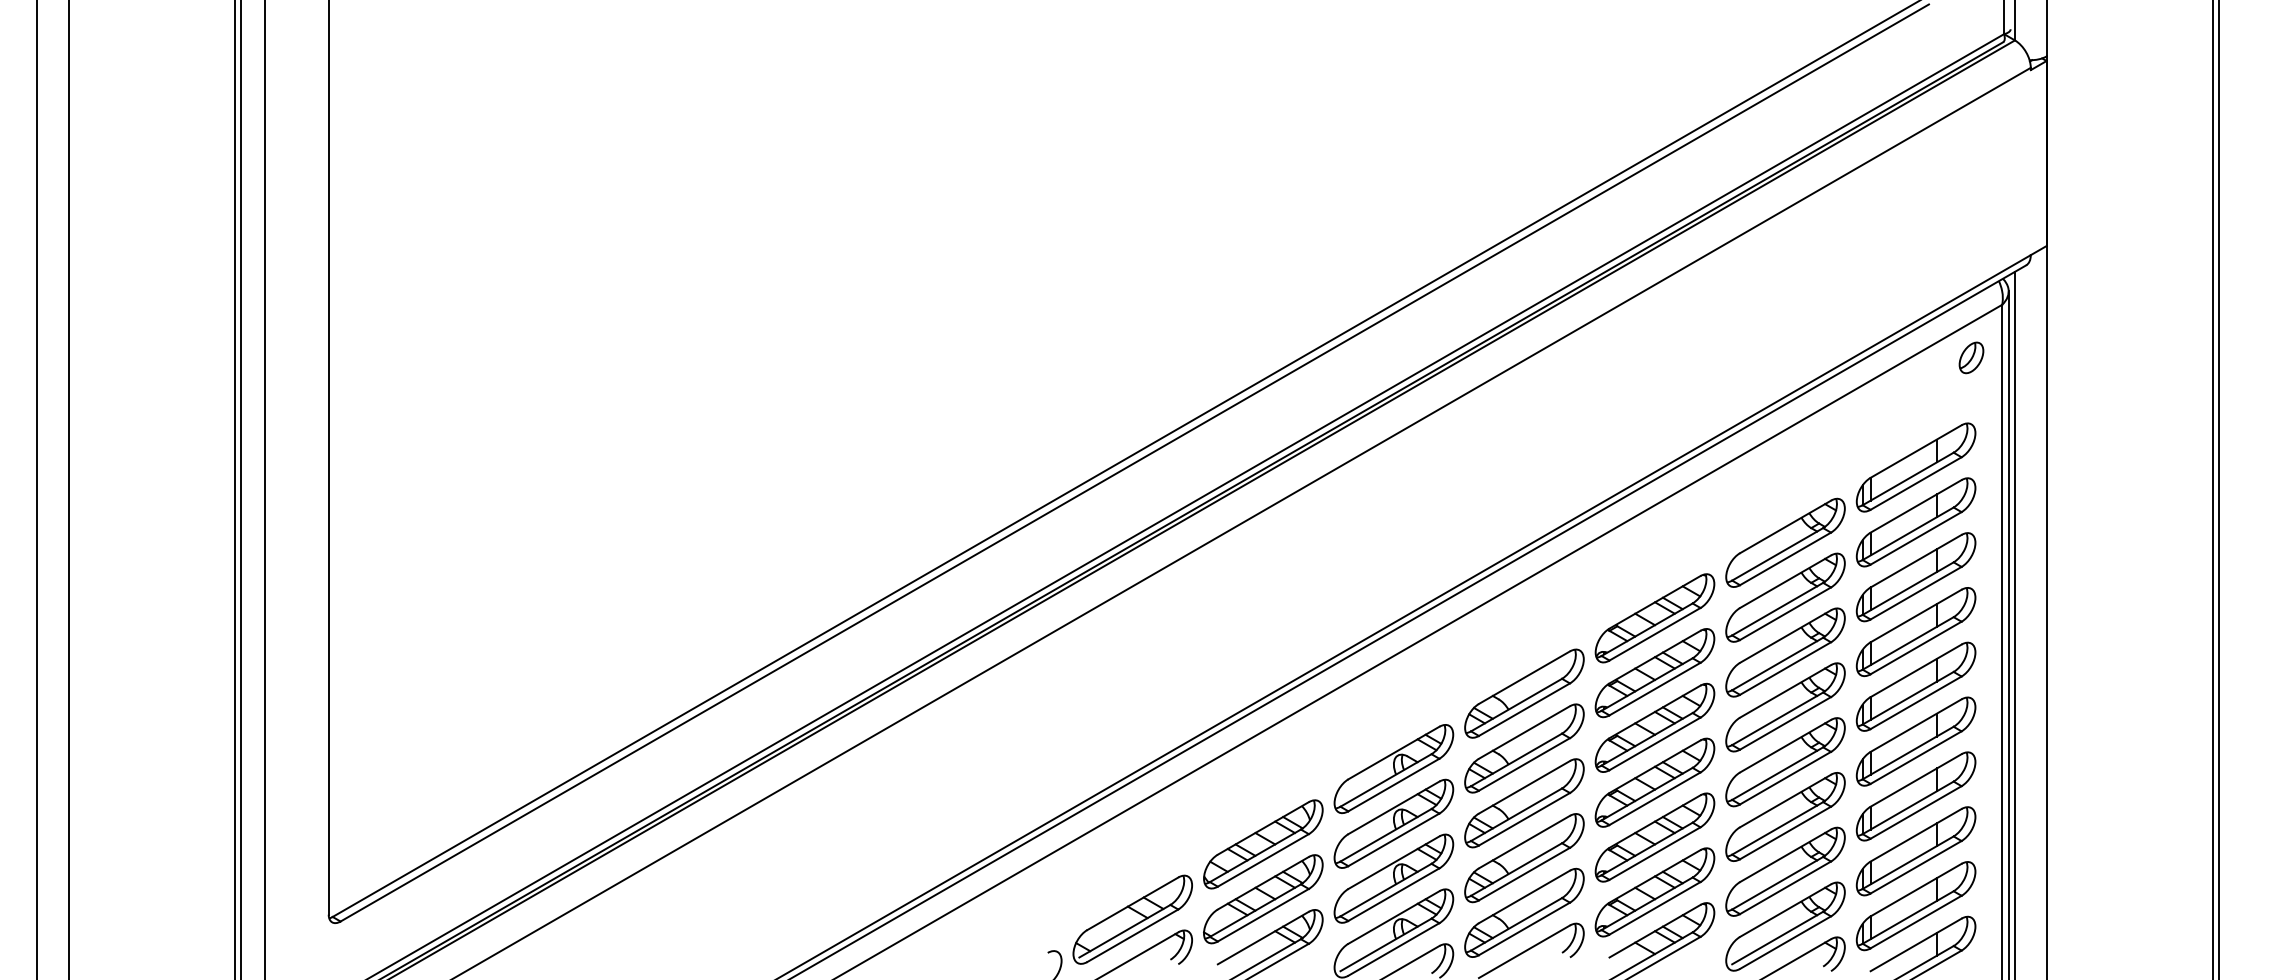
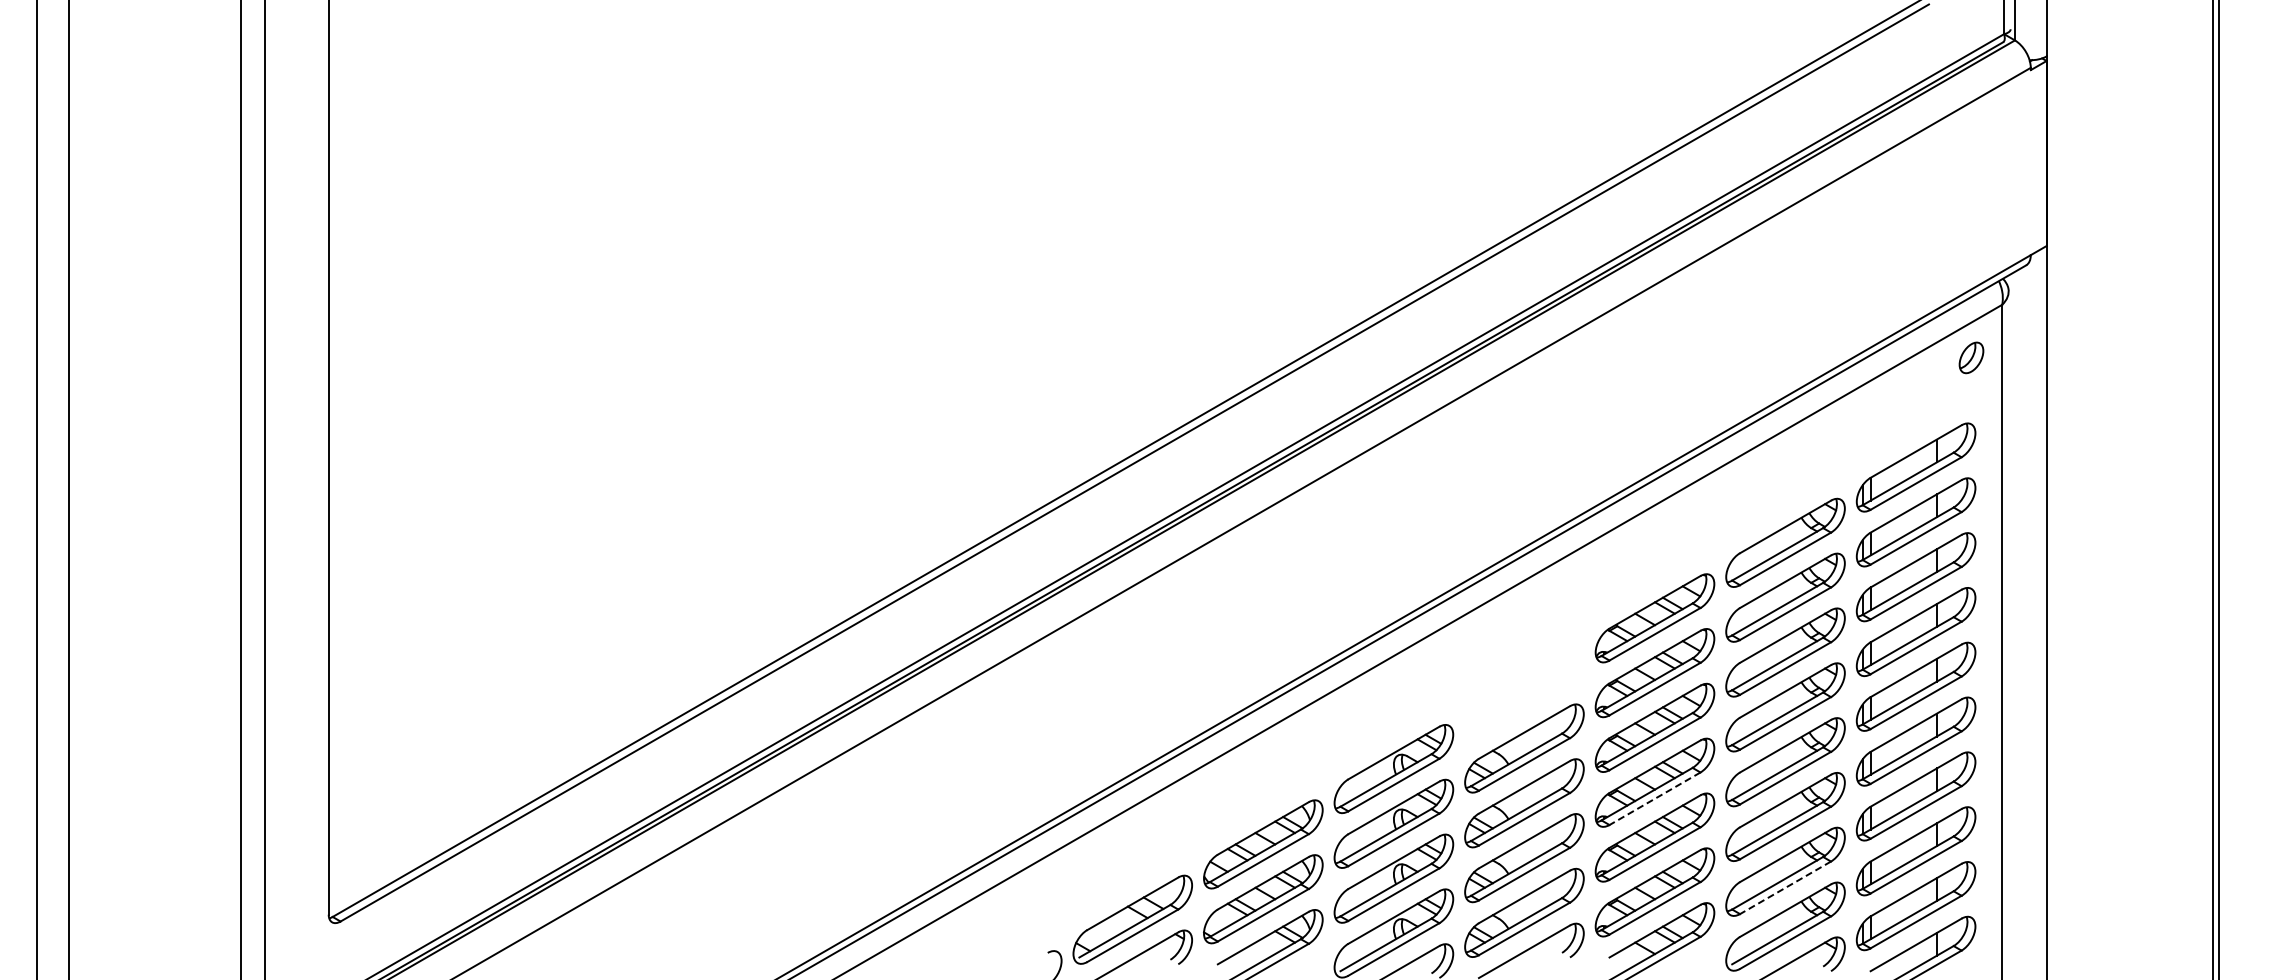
line: present -> none (234, 489)
line: present -> none (2014, 623)
line: present -> none (2008, 633)
part: present -> none (1524, 693)
line: solid -> dashed (1655, 798)
line: solid -> dashed (1785, 887)
